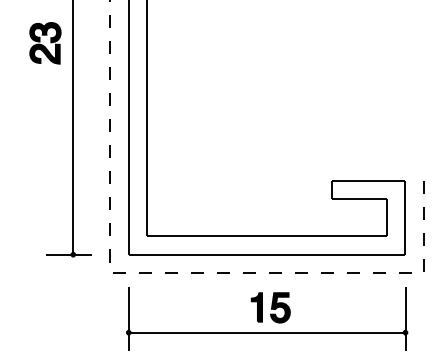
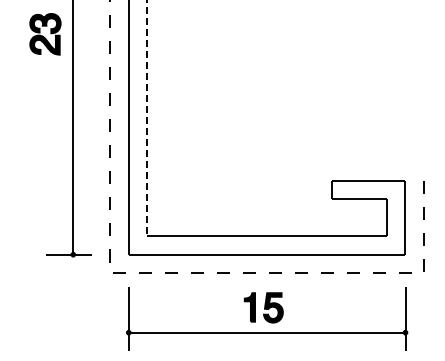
part position: (45, 43) -> (45, 34) (45, 34)
line: solid -> dashed (147, 118)
part position: (270, 307) -> (263, 307) (263, 307)
